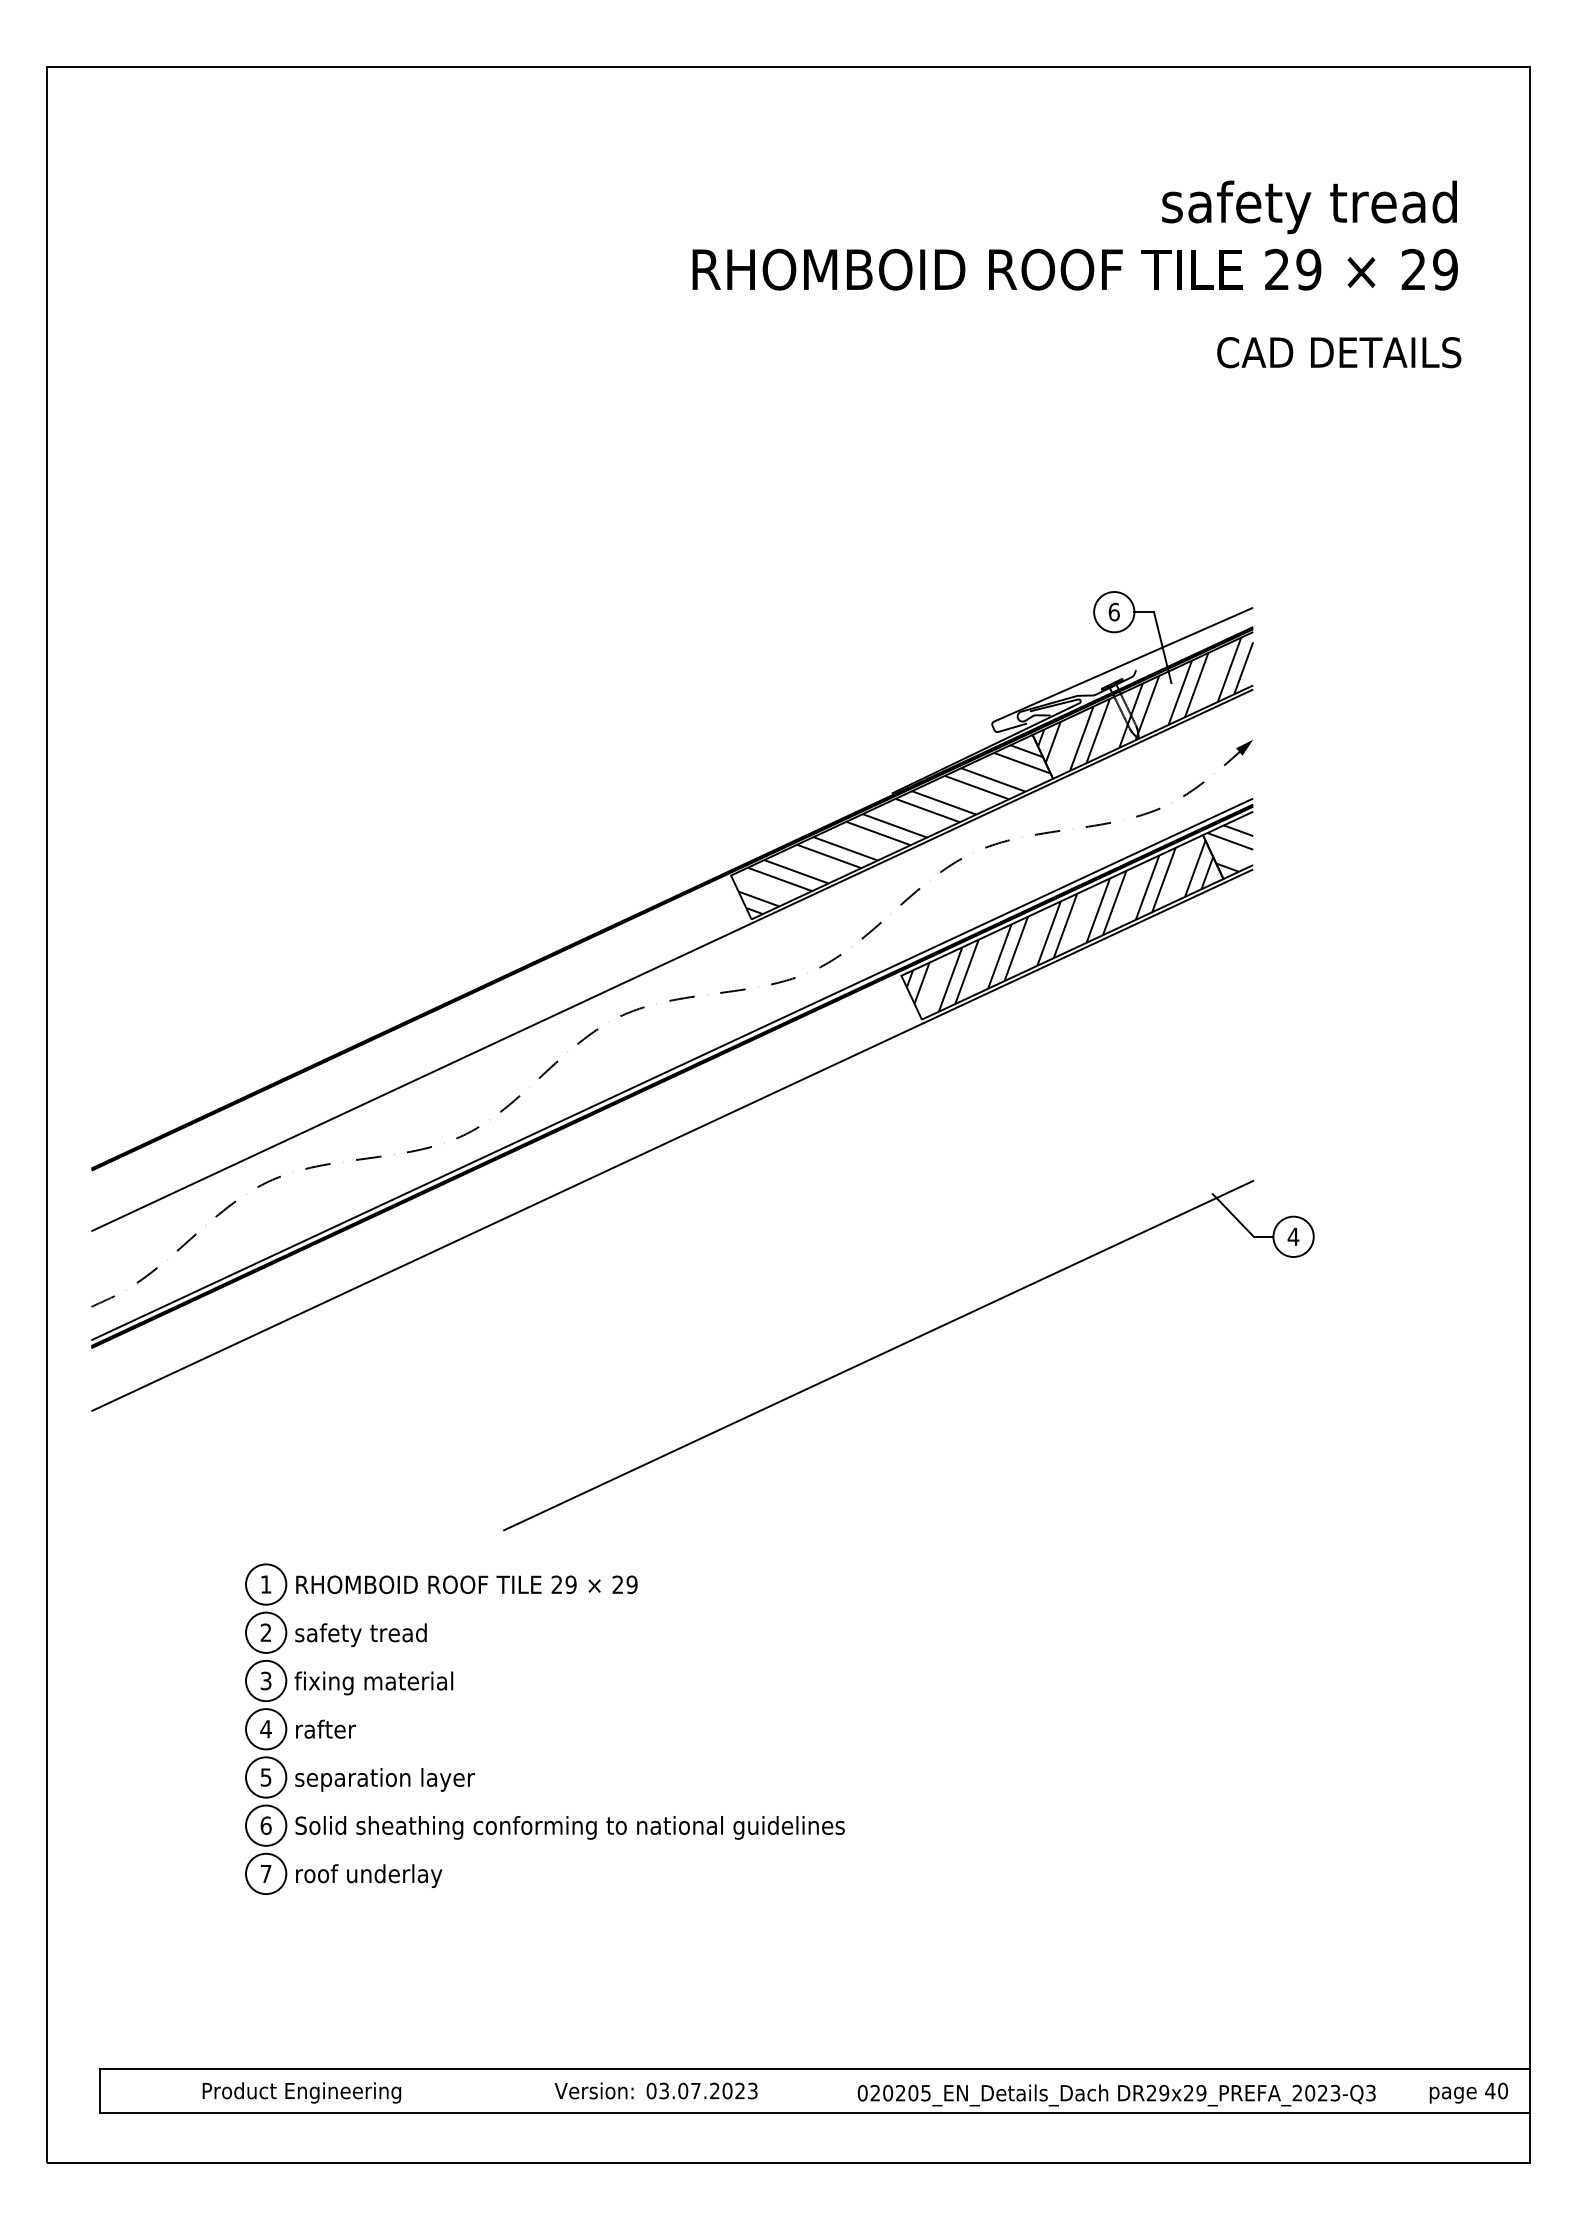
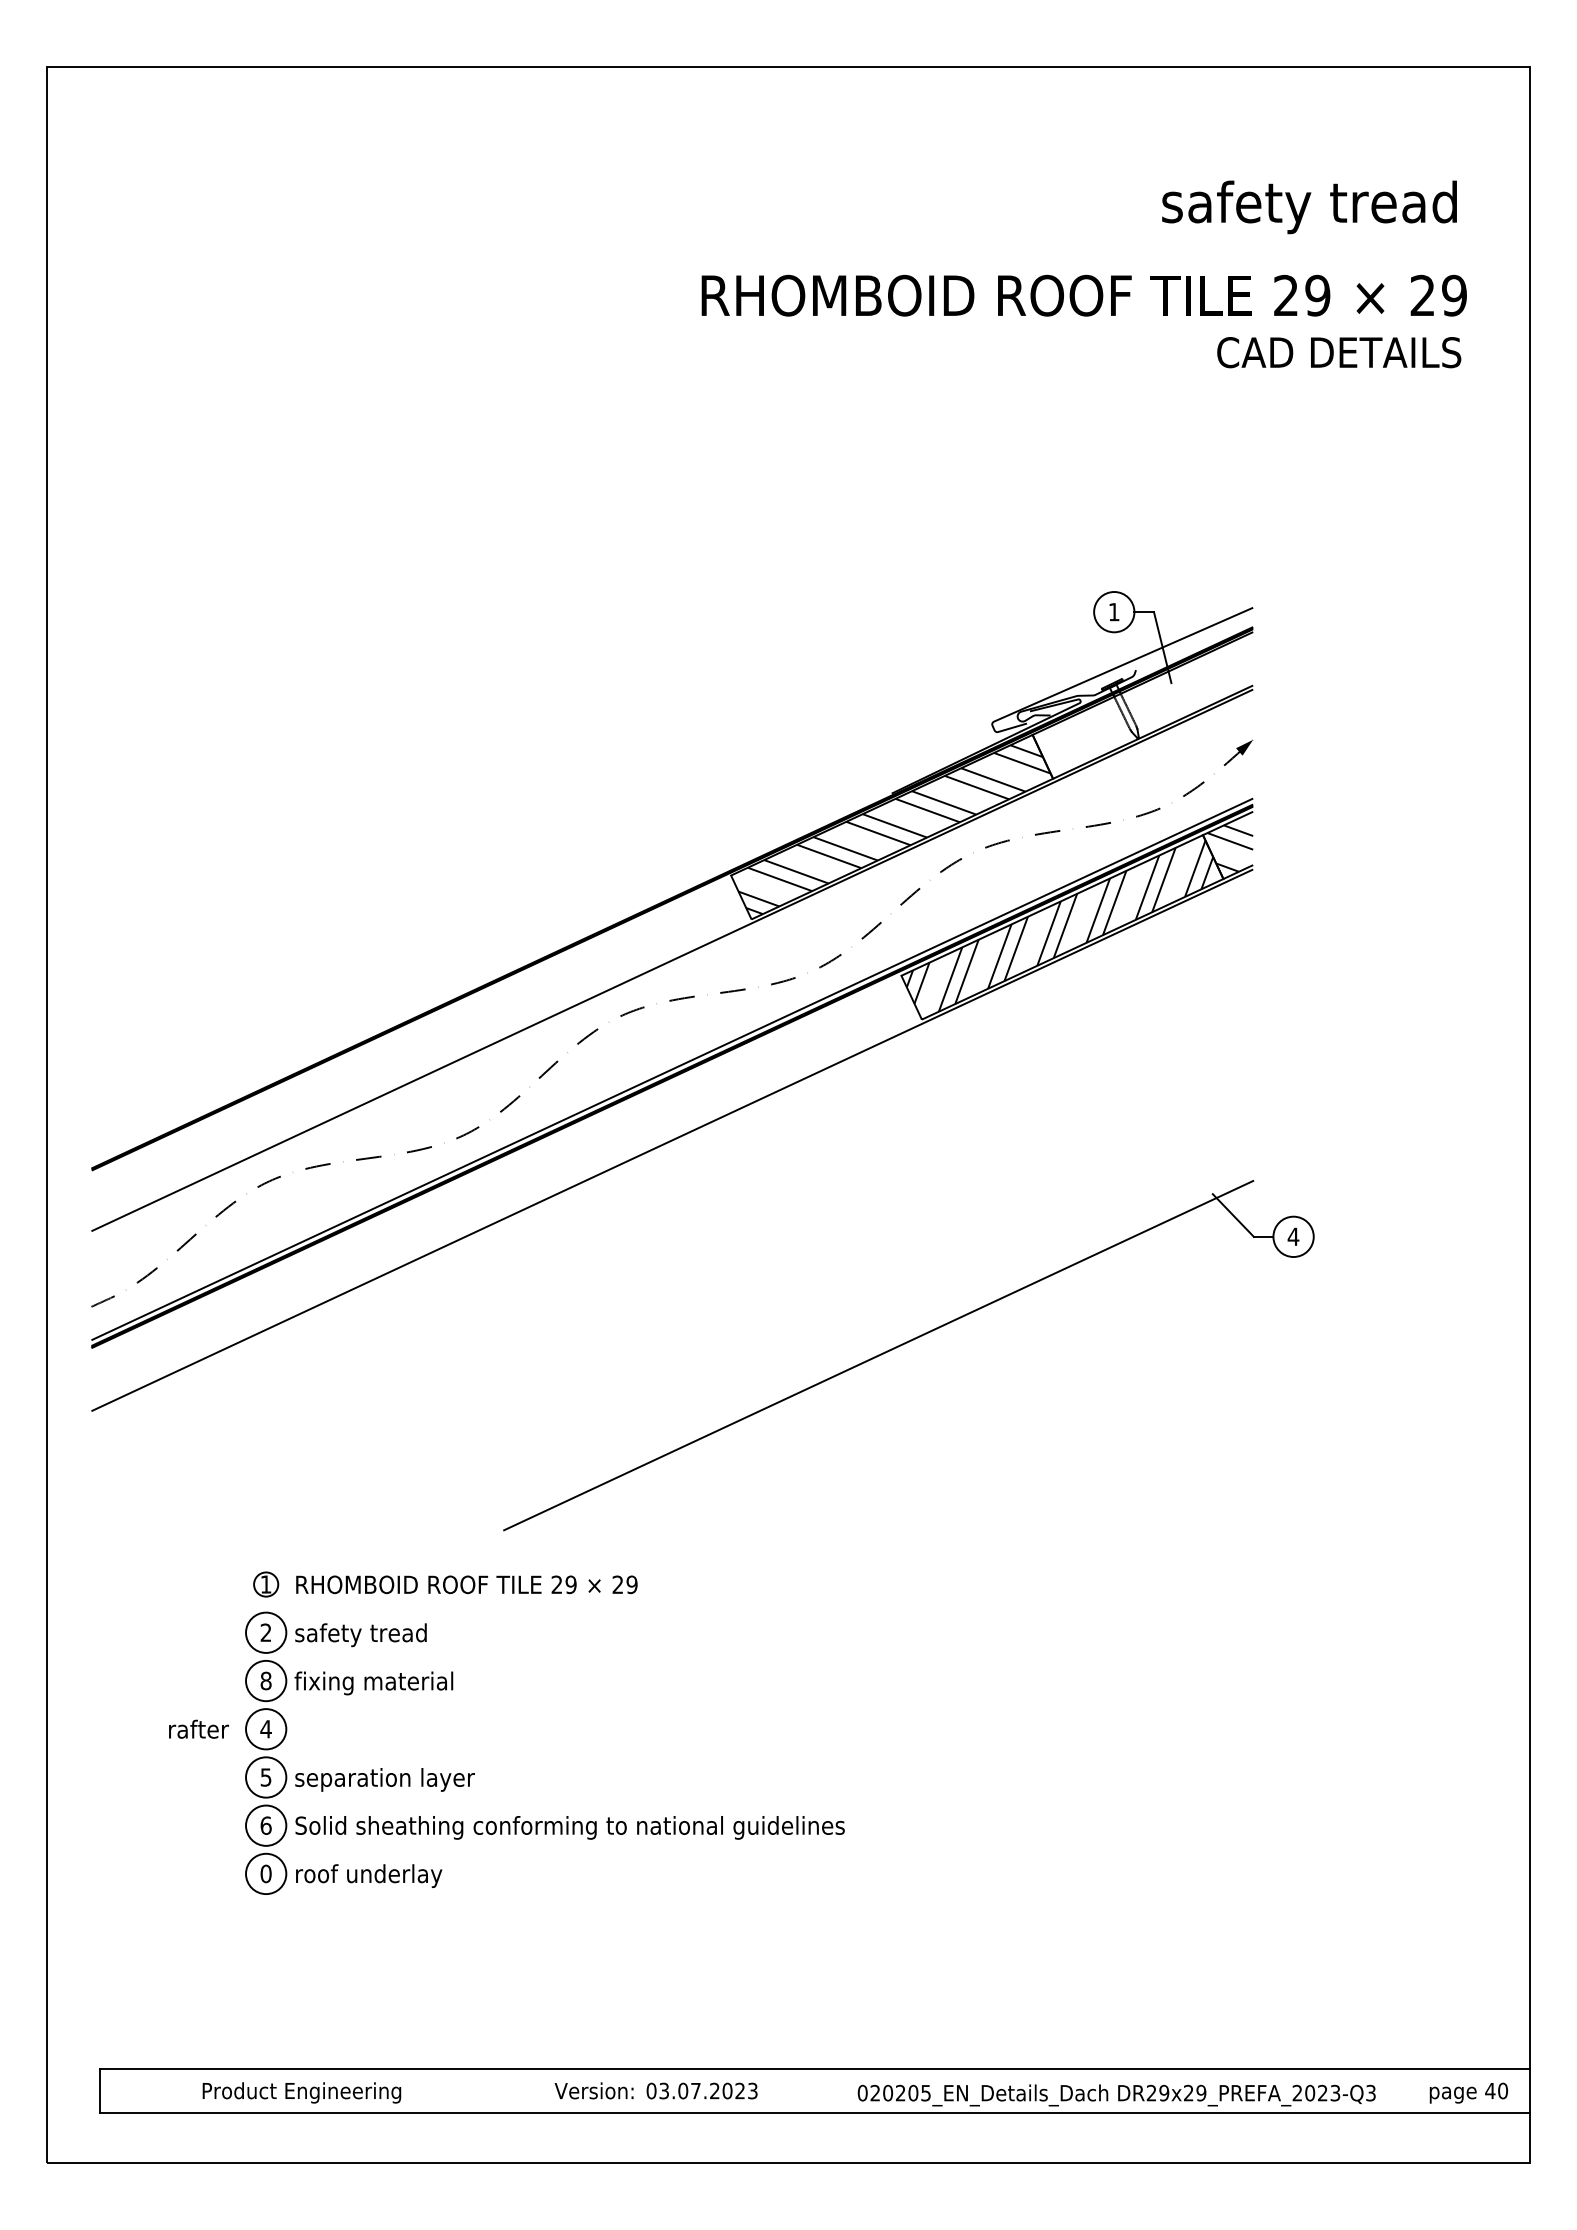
text position: (1074, 269) -> (1083, 295) (1083, 295)
text: 6 -> 1 (1113, 611)
hatch: present -> none (1145, 703)
circle diameter: 40 px -> 24 px (266, 1584)
text: 3 -> 8 (265, 1680)
text position: (325, 1728) -> (198, 1728) (198, 1728)
text: 7 -> 0 (265, 1873)
